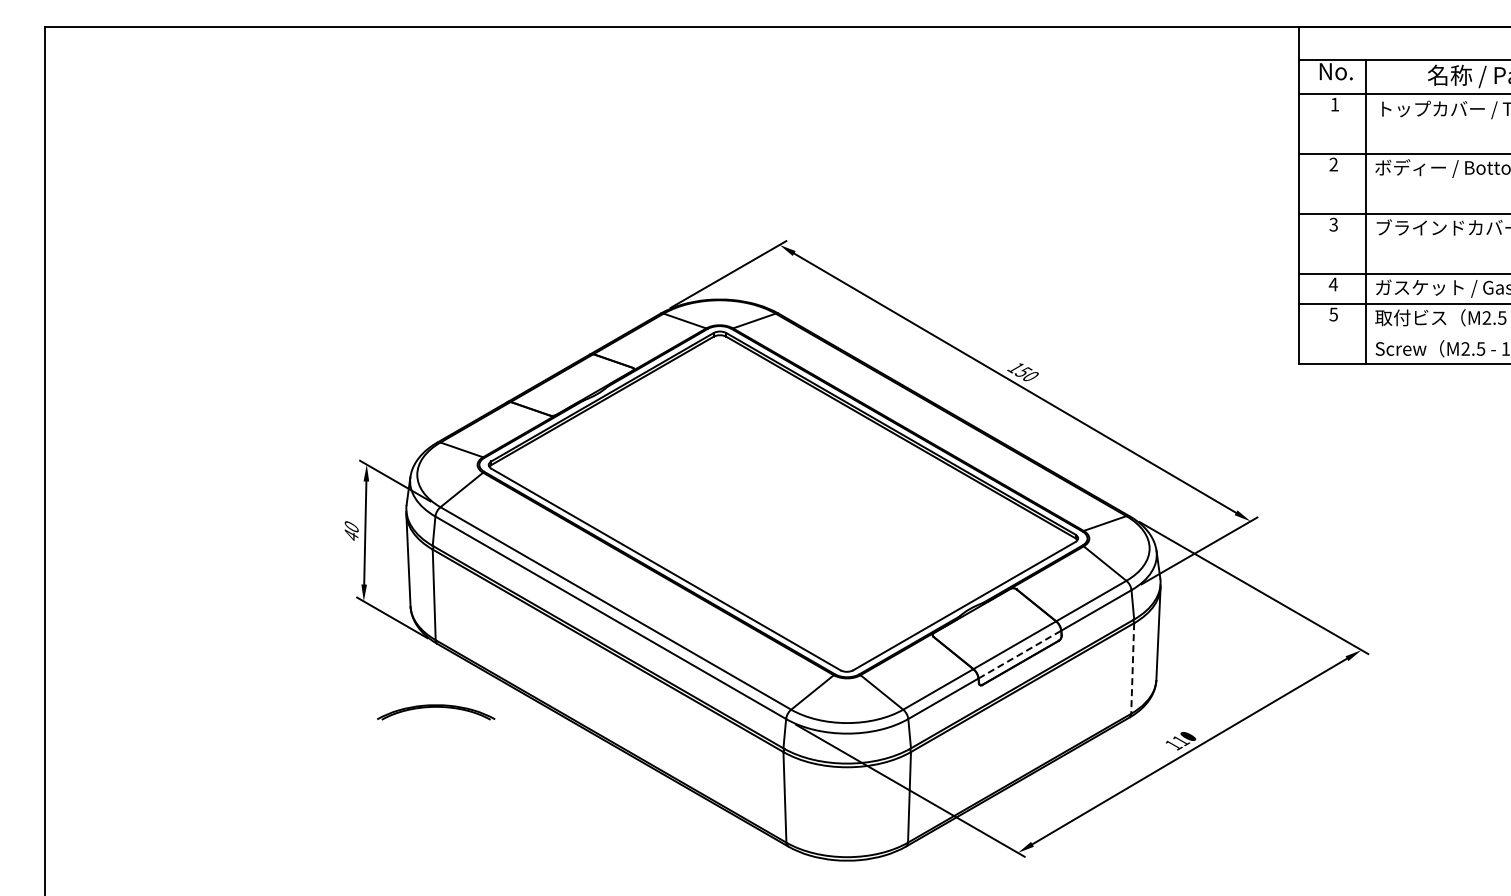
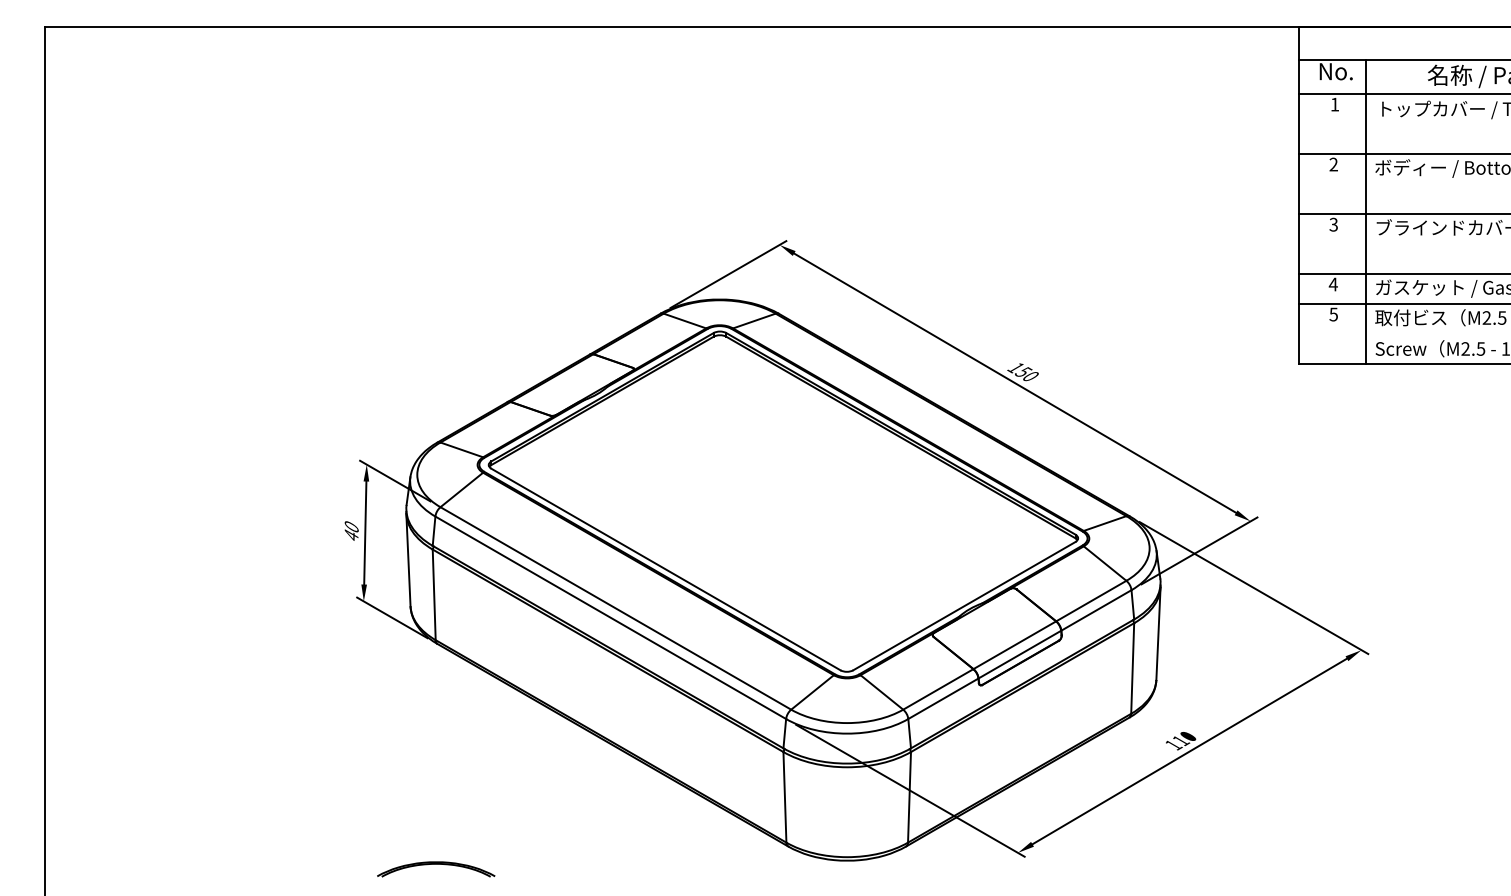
line: dashed -> solid (1019, 654)
line: dashed -> solid (1132, 668)
part position: (436, 712) -> (436, 869) (436, 869)
